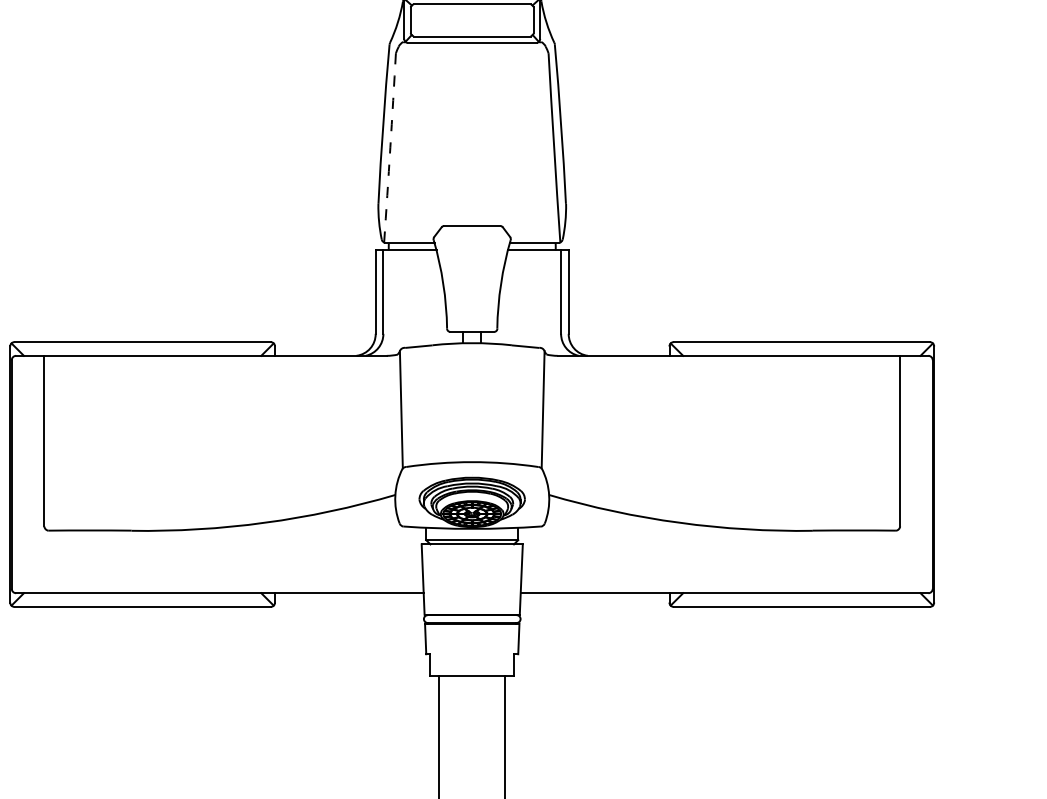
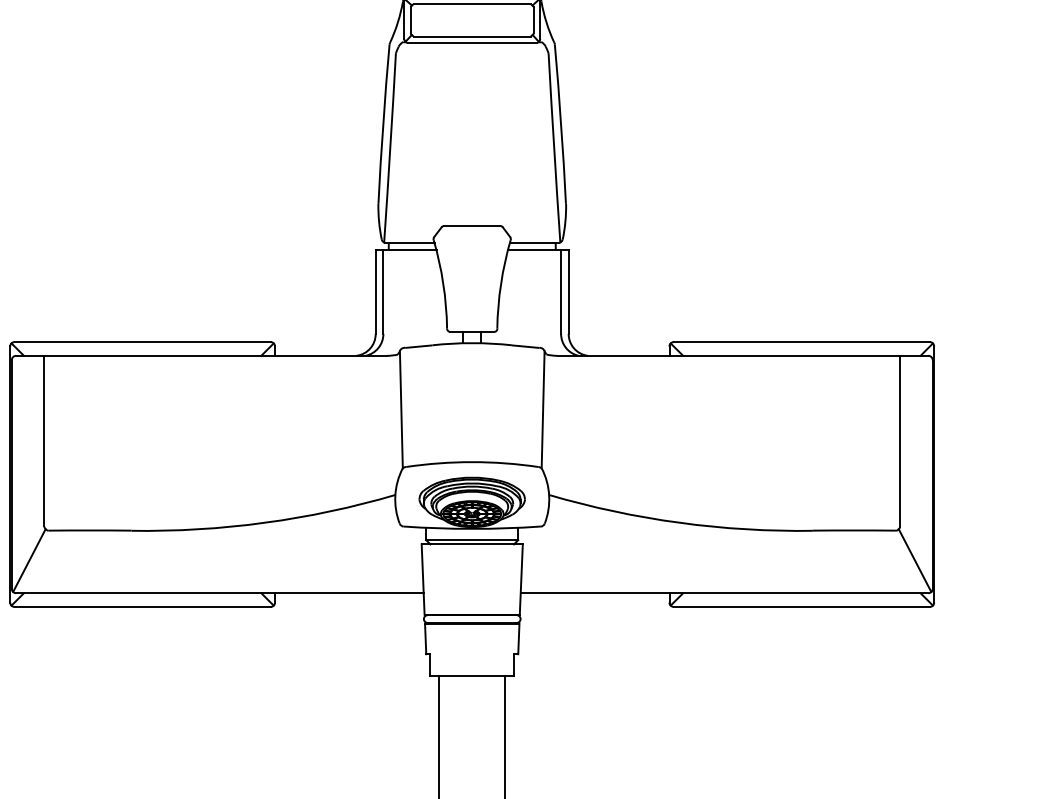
arc: dashed -> solid (390, 147)
line: none -> present (29, 560)
line: none -> present (914, 560)
